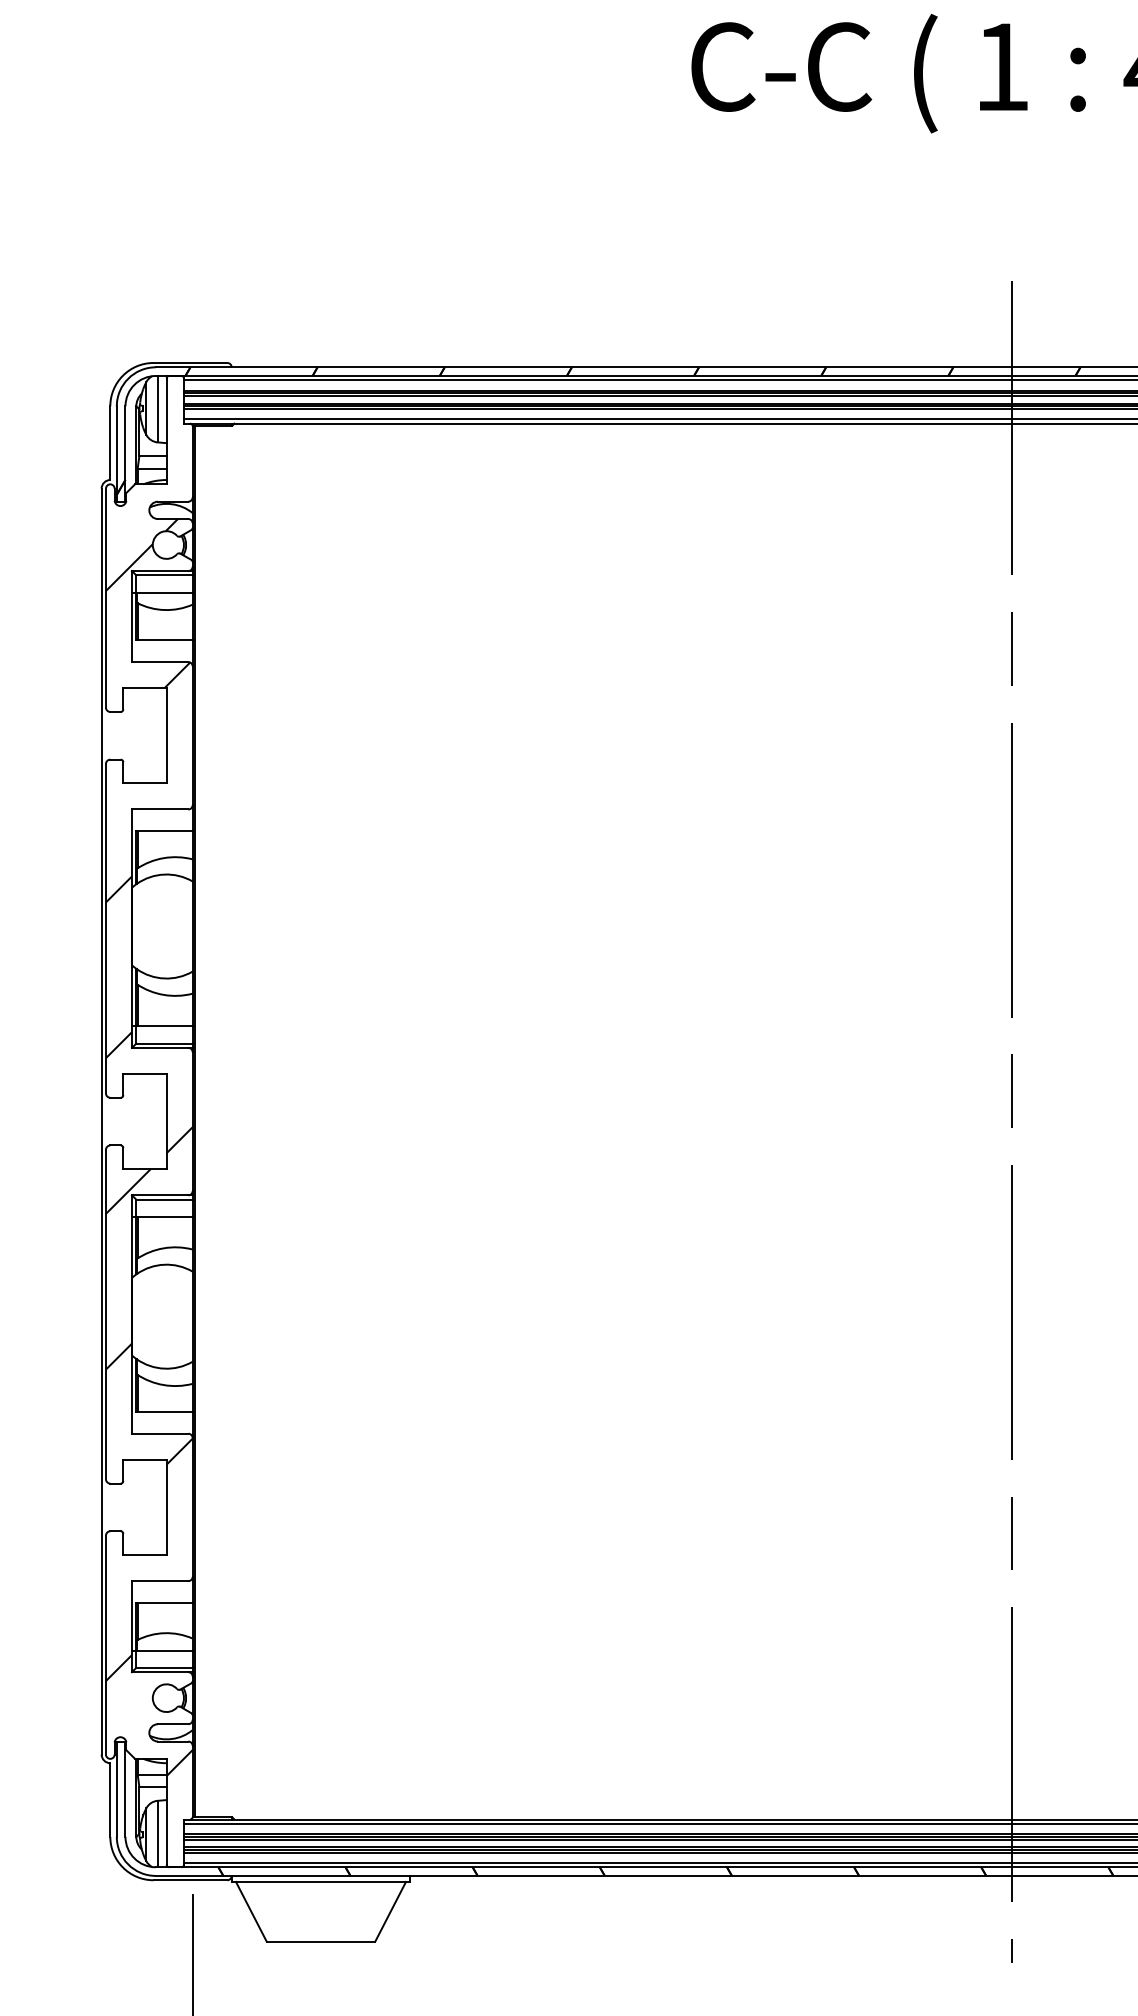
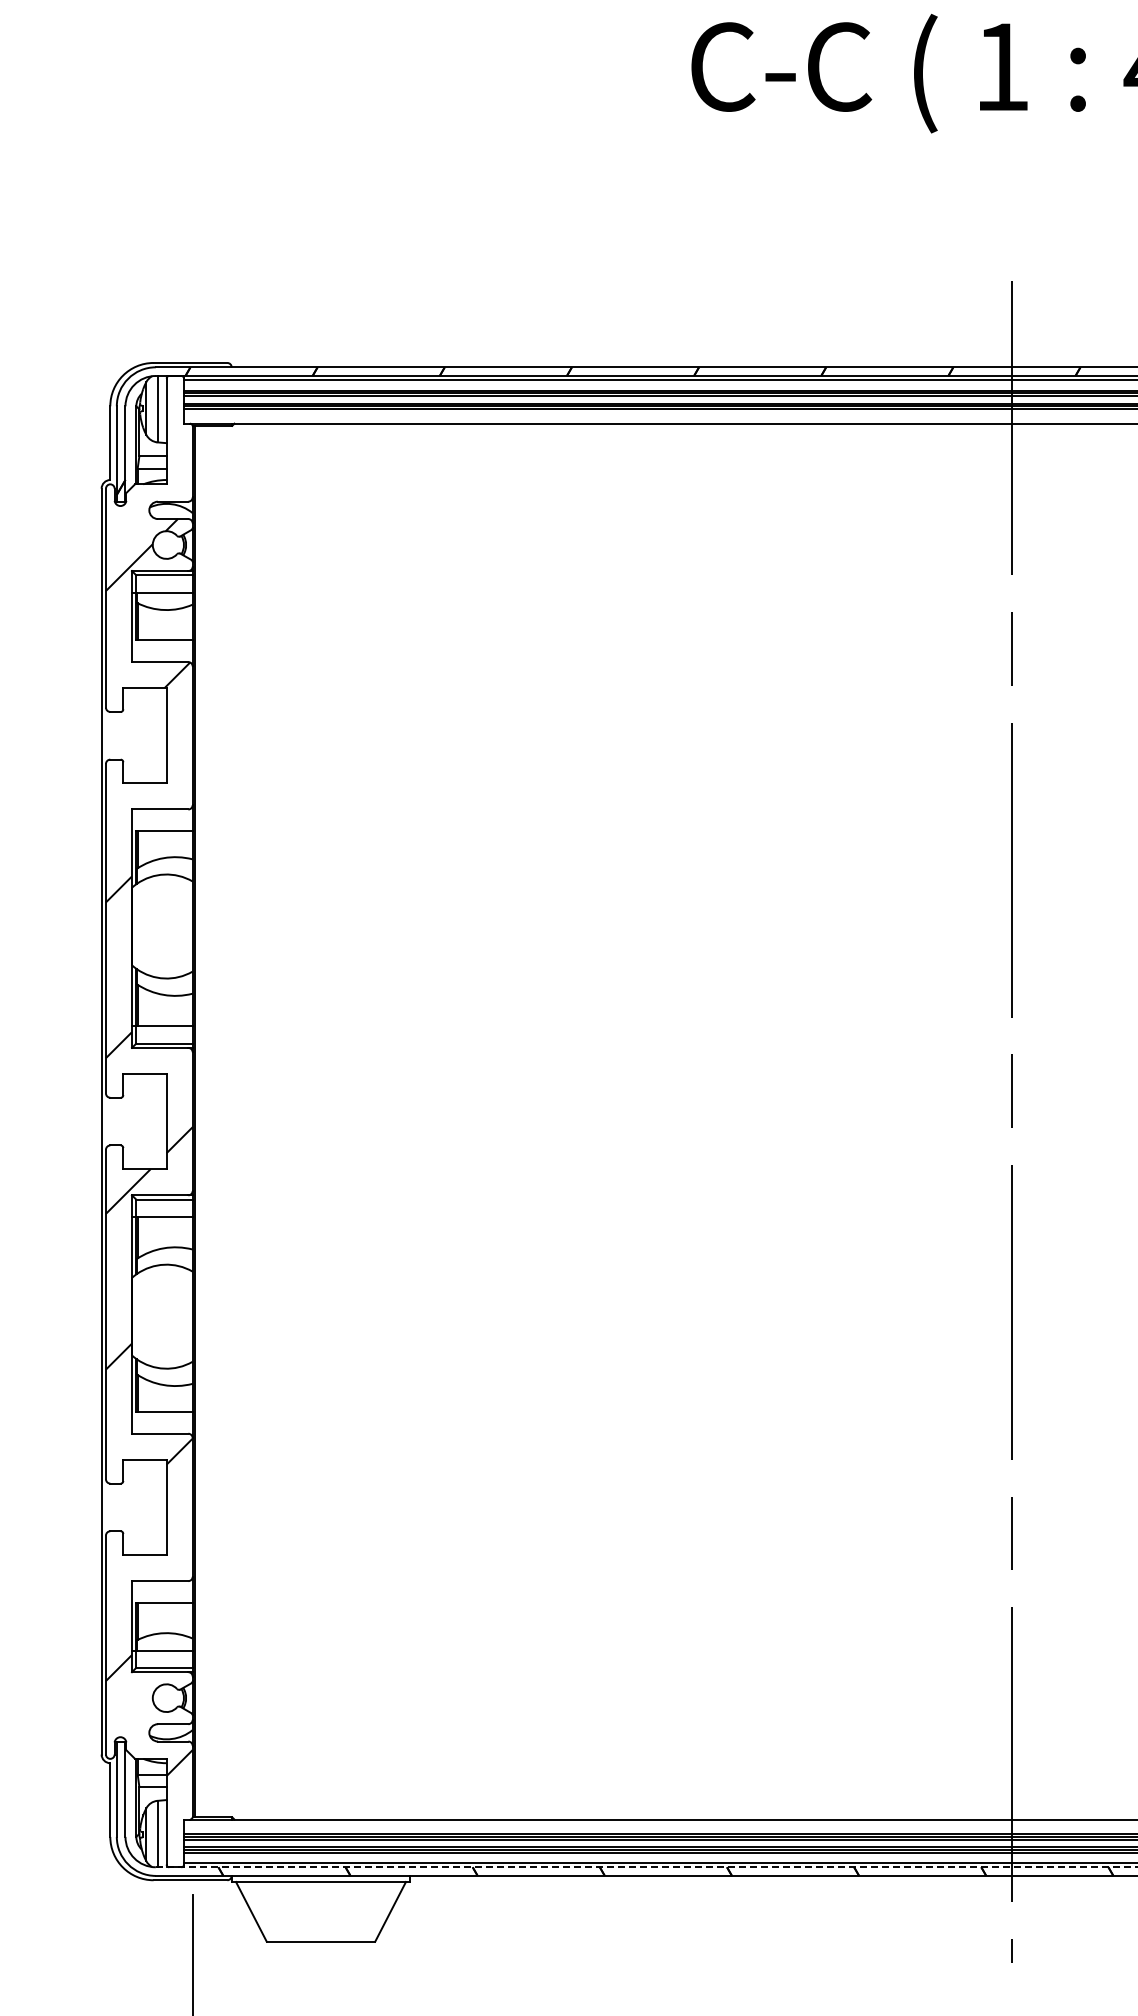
line: present -> none (659, 419)
line: present -> none (659, 1823)
line: solid -> dashed (646, 1867)
